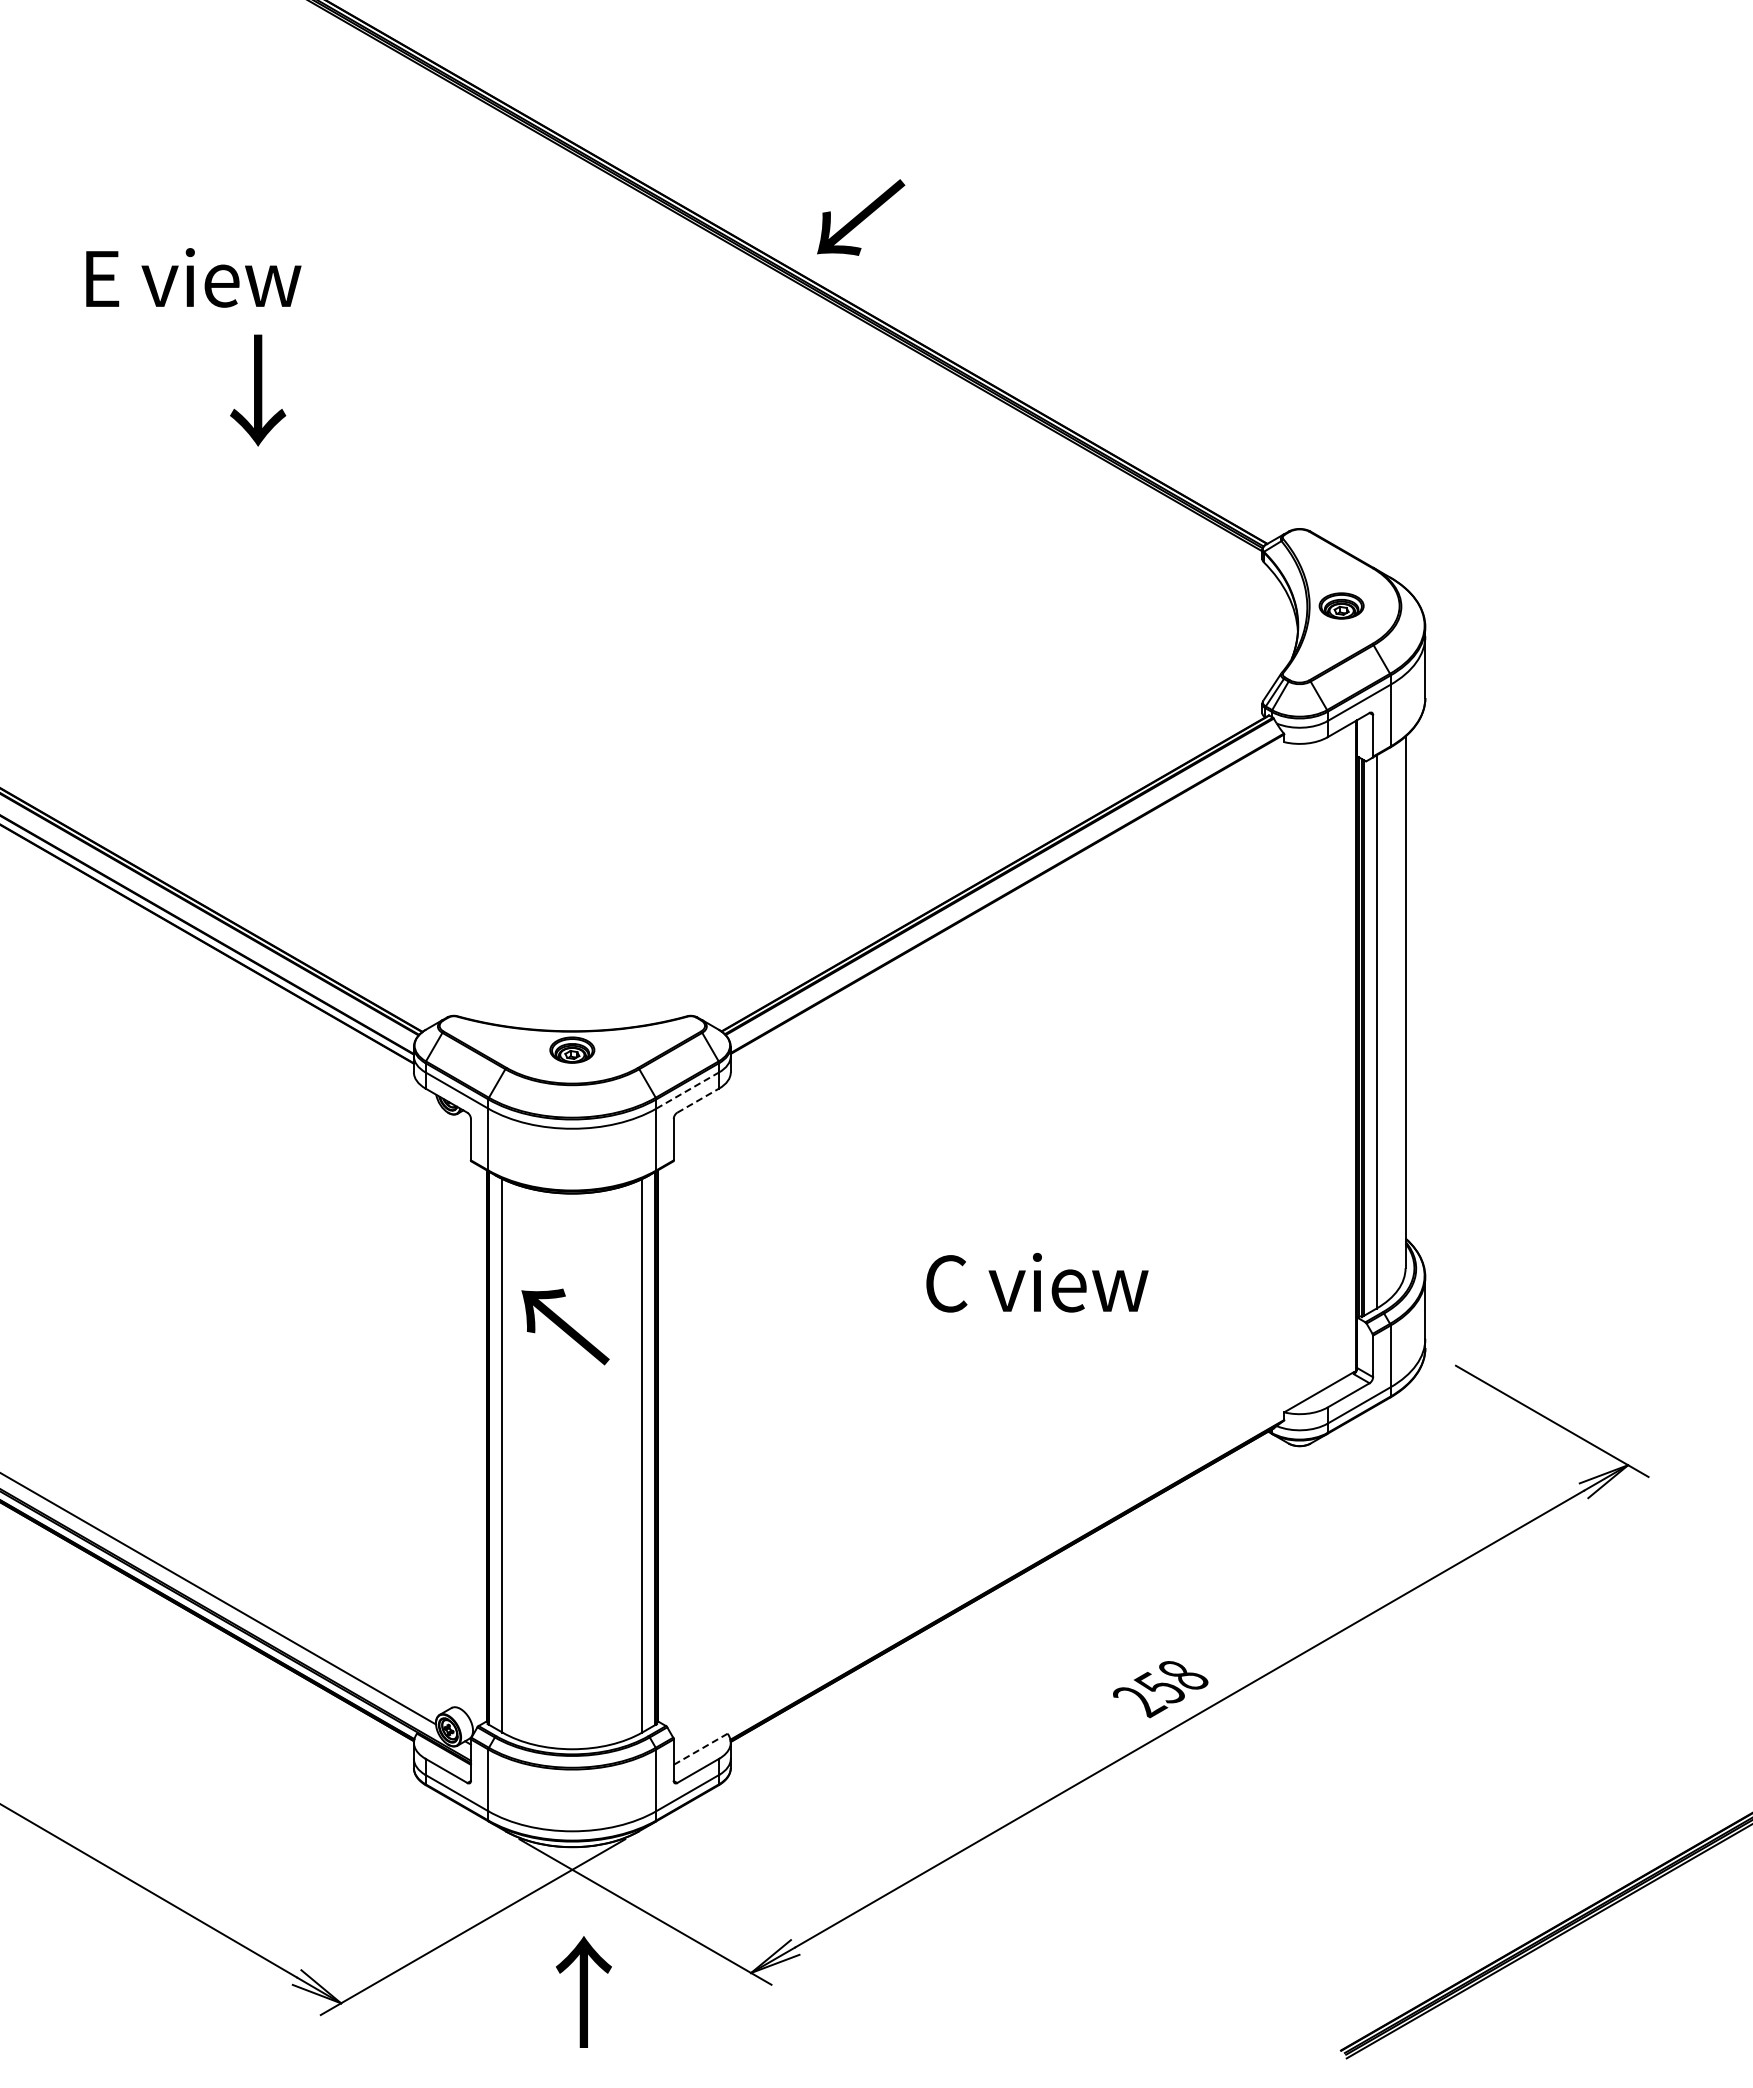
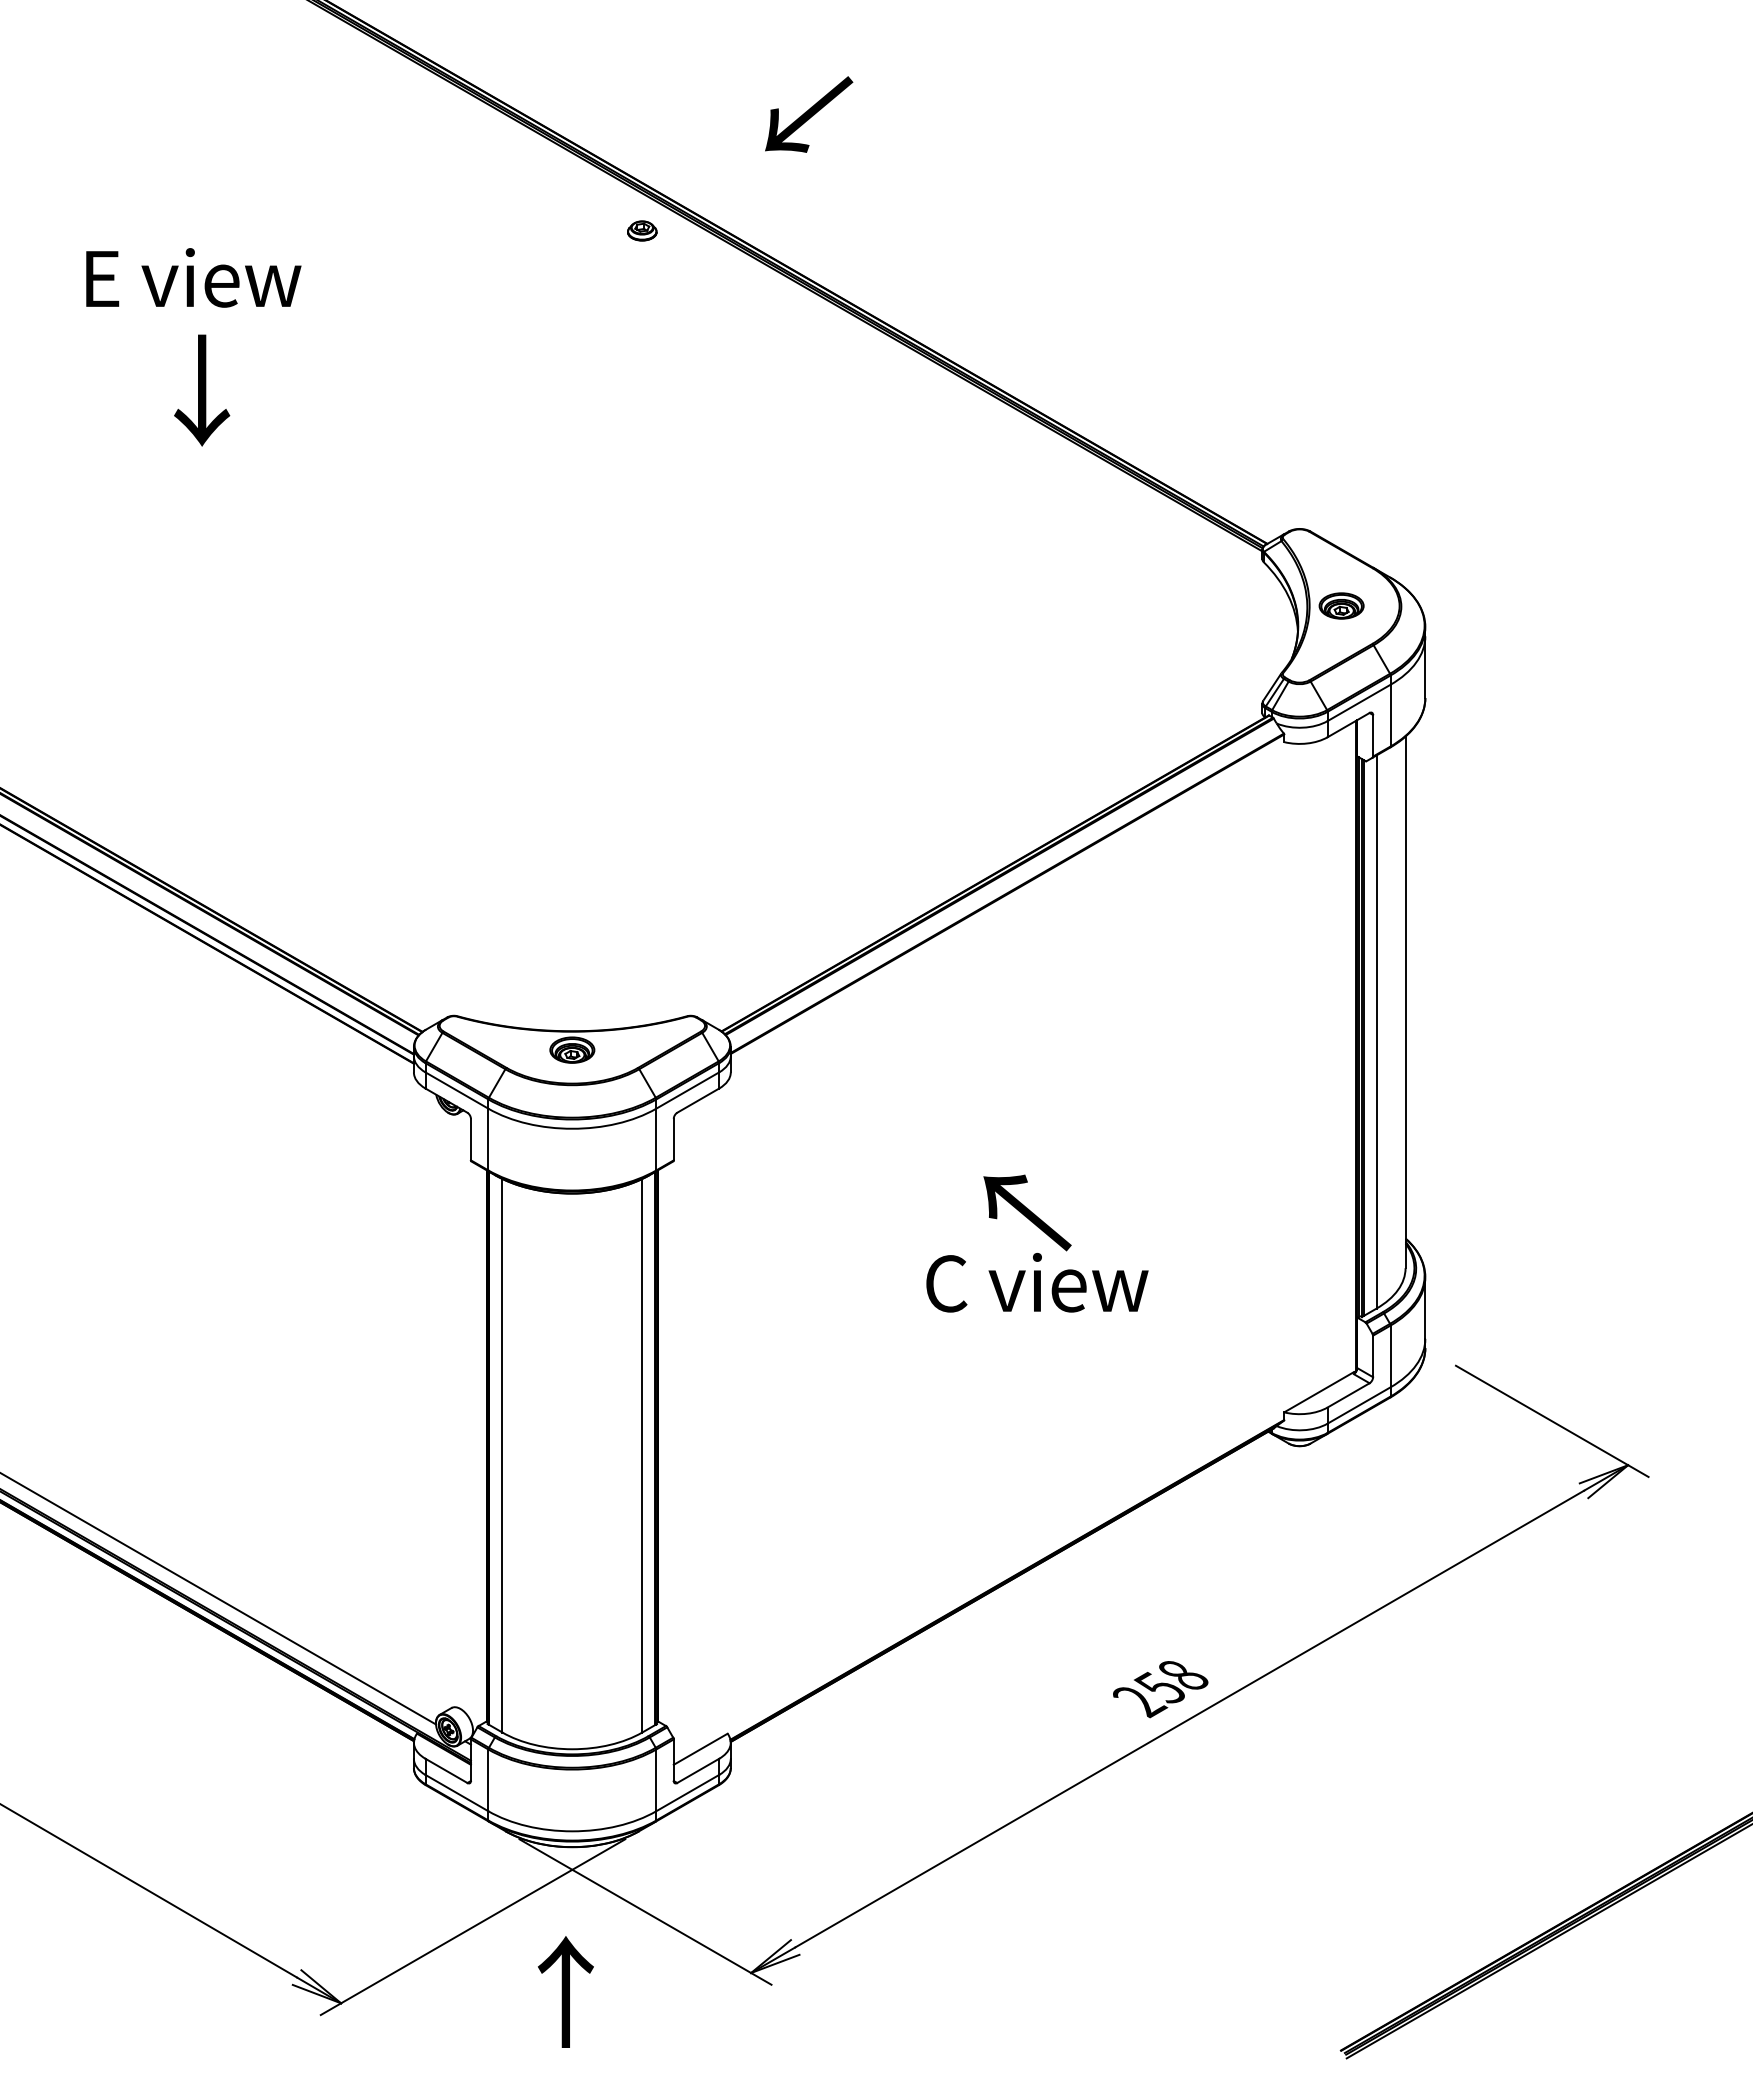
text position: (861, 217) -> (809, 114) (809, 114)
part: none -> present (642, 230)
text position: (258, 390) -> (202, 390) (202, 390)
line: dashed -> solid (688, 1090)
line: dashed -> solid (698, 1100)
text position: (565, 1326) -> (1027, 1212) (1027, 1212)
line: dashed -> solid (700, 1749)
text position: (583, 1991) -> (565, 1991) (565, 1991)
